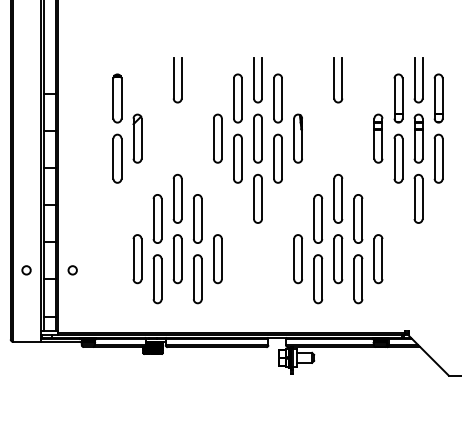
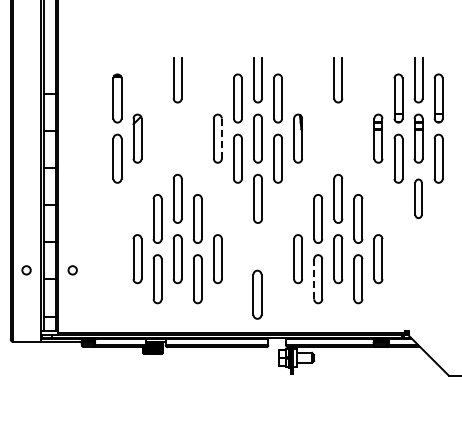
line: solid -> dashed (221, 138)
part size: 11x51 px -> 9x41 px (418, 198)
line: solid -> dashed (314, 279)
part: none -> present (257, 294)
